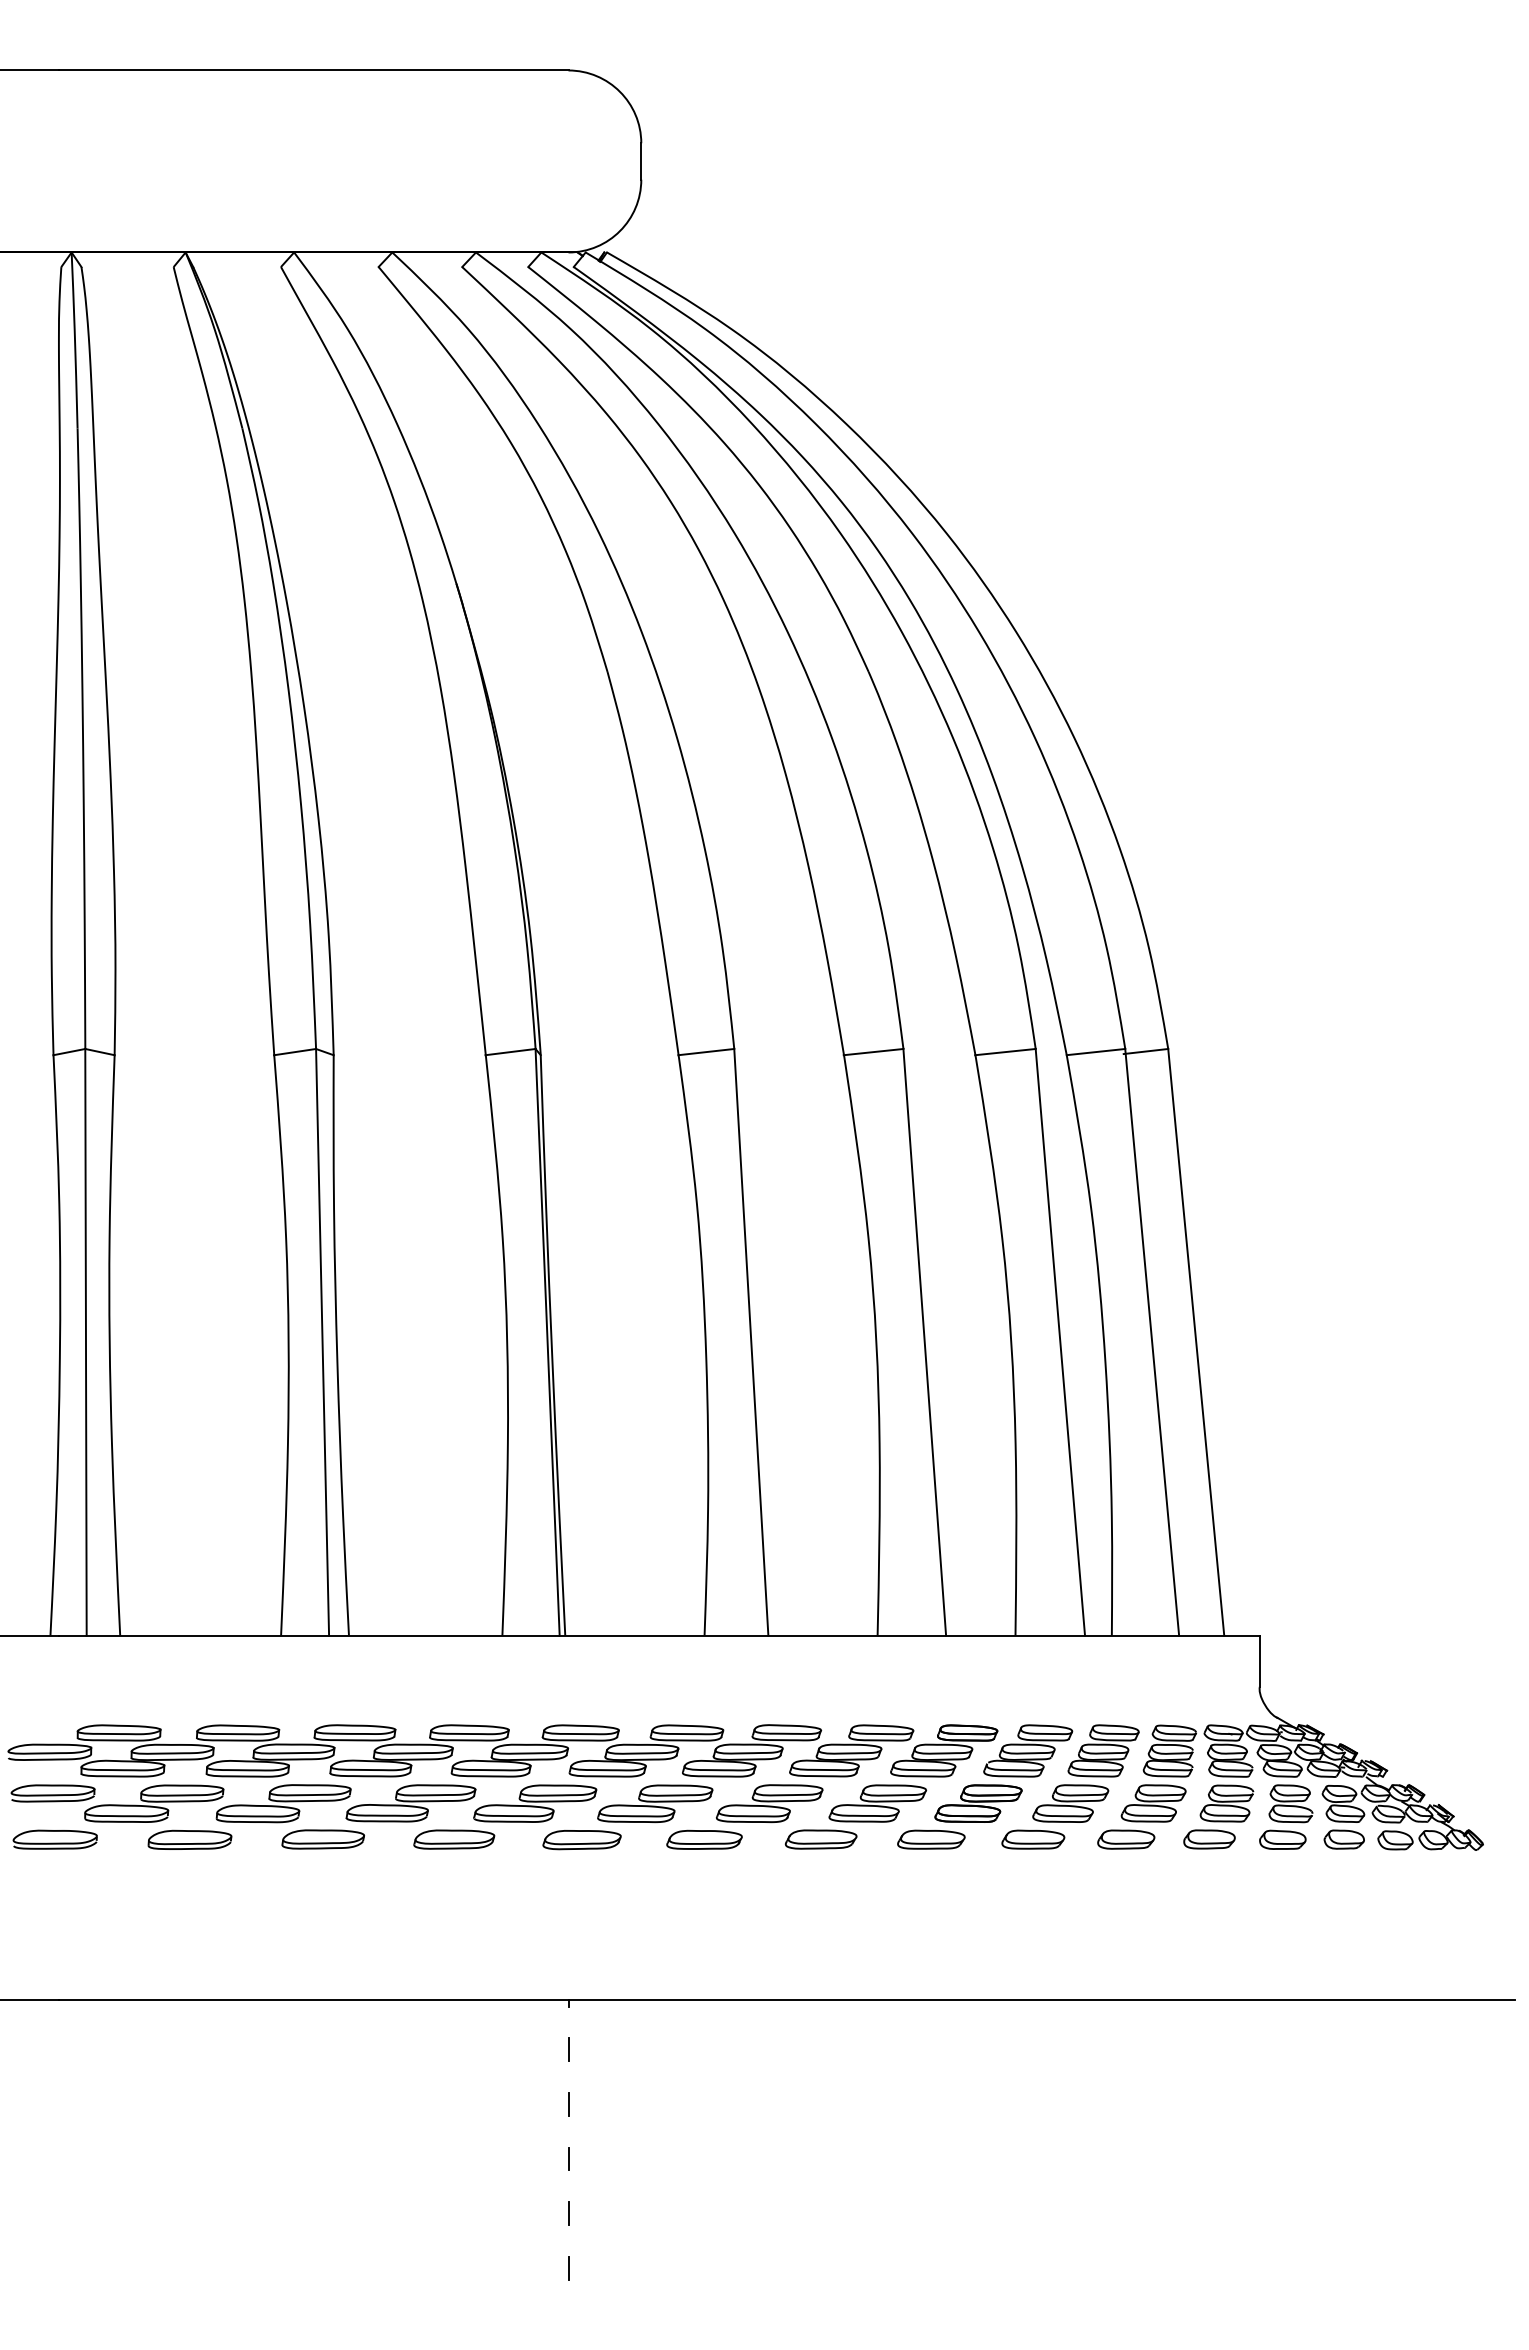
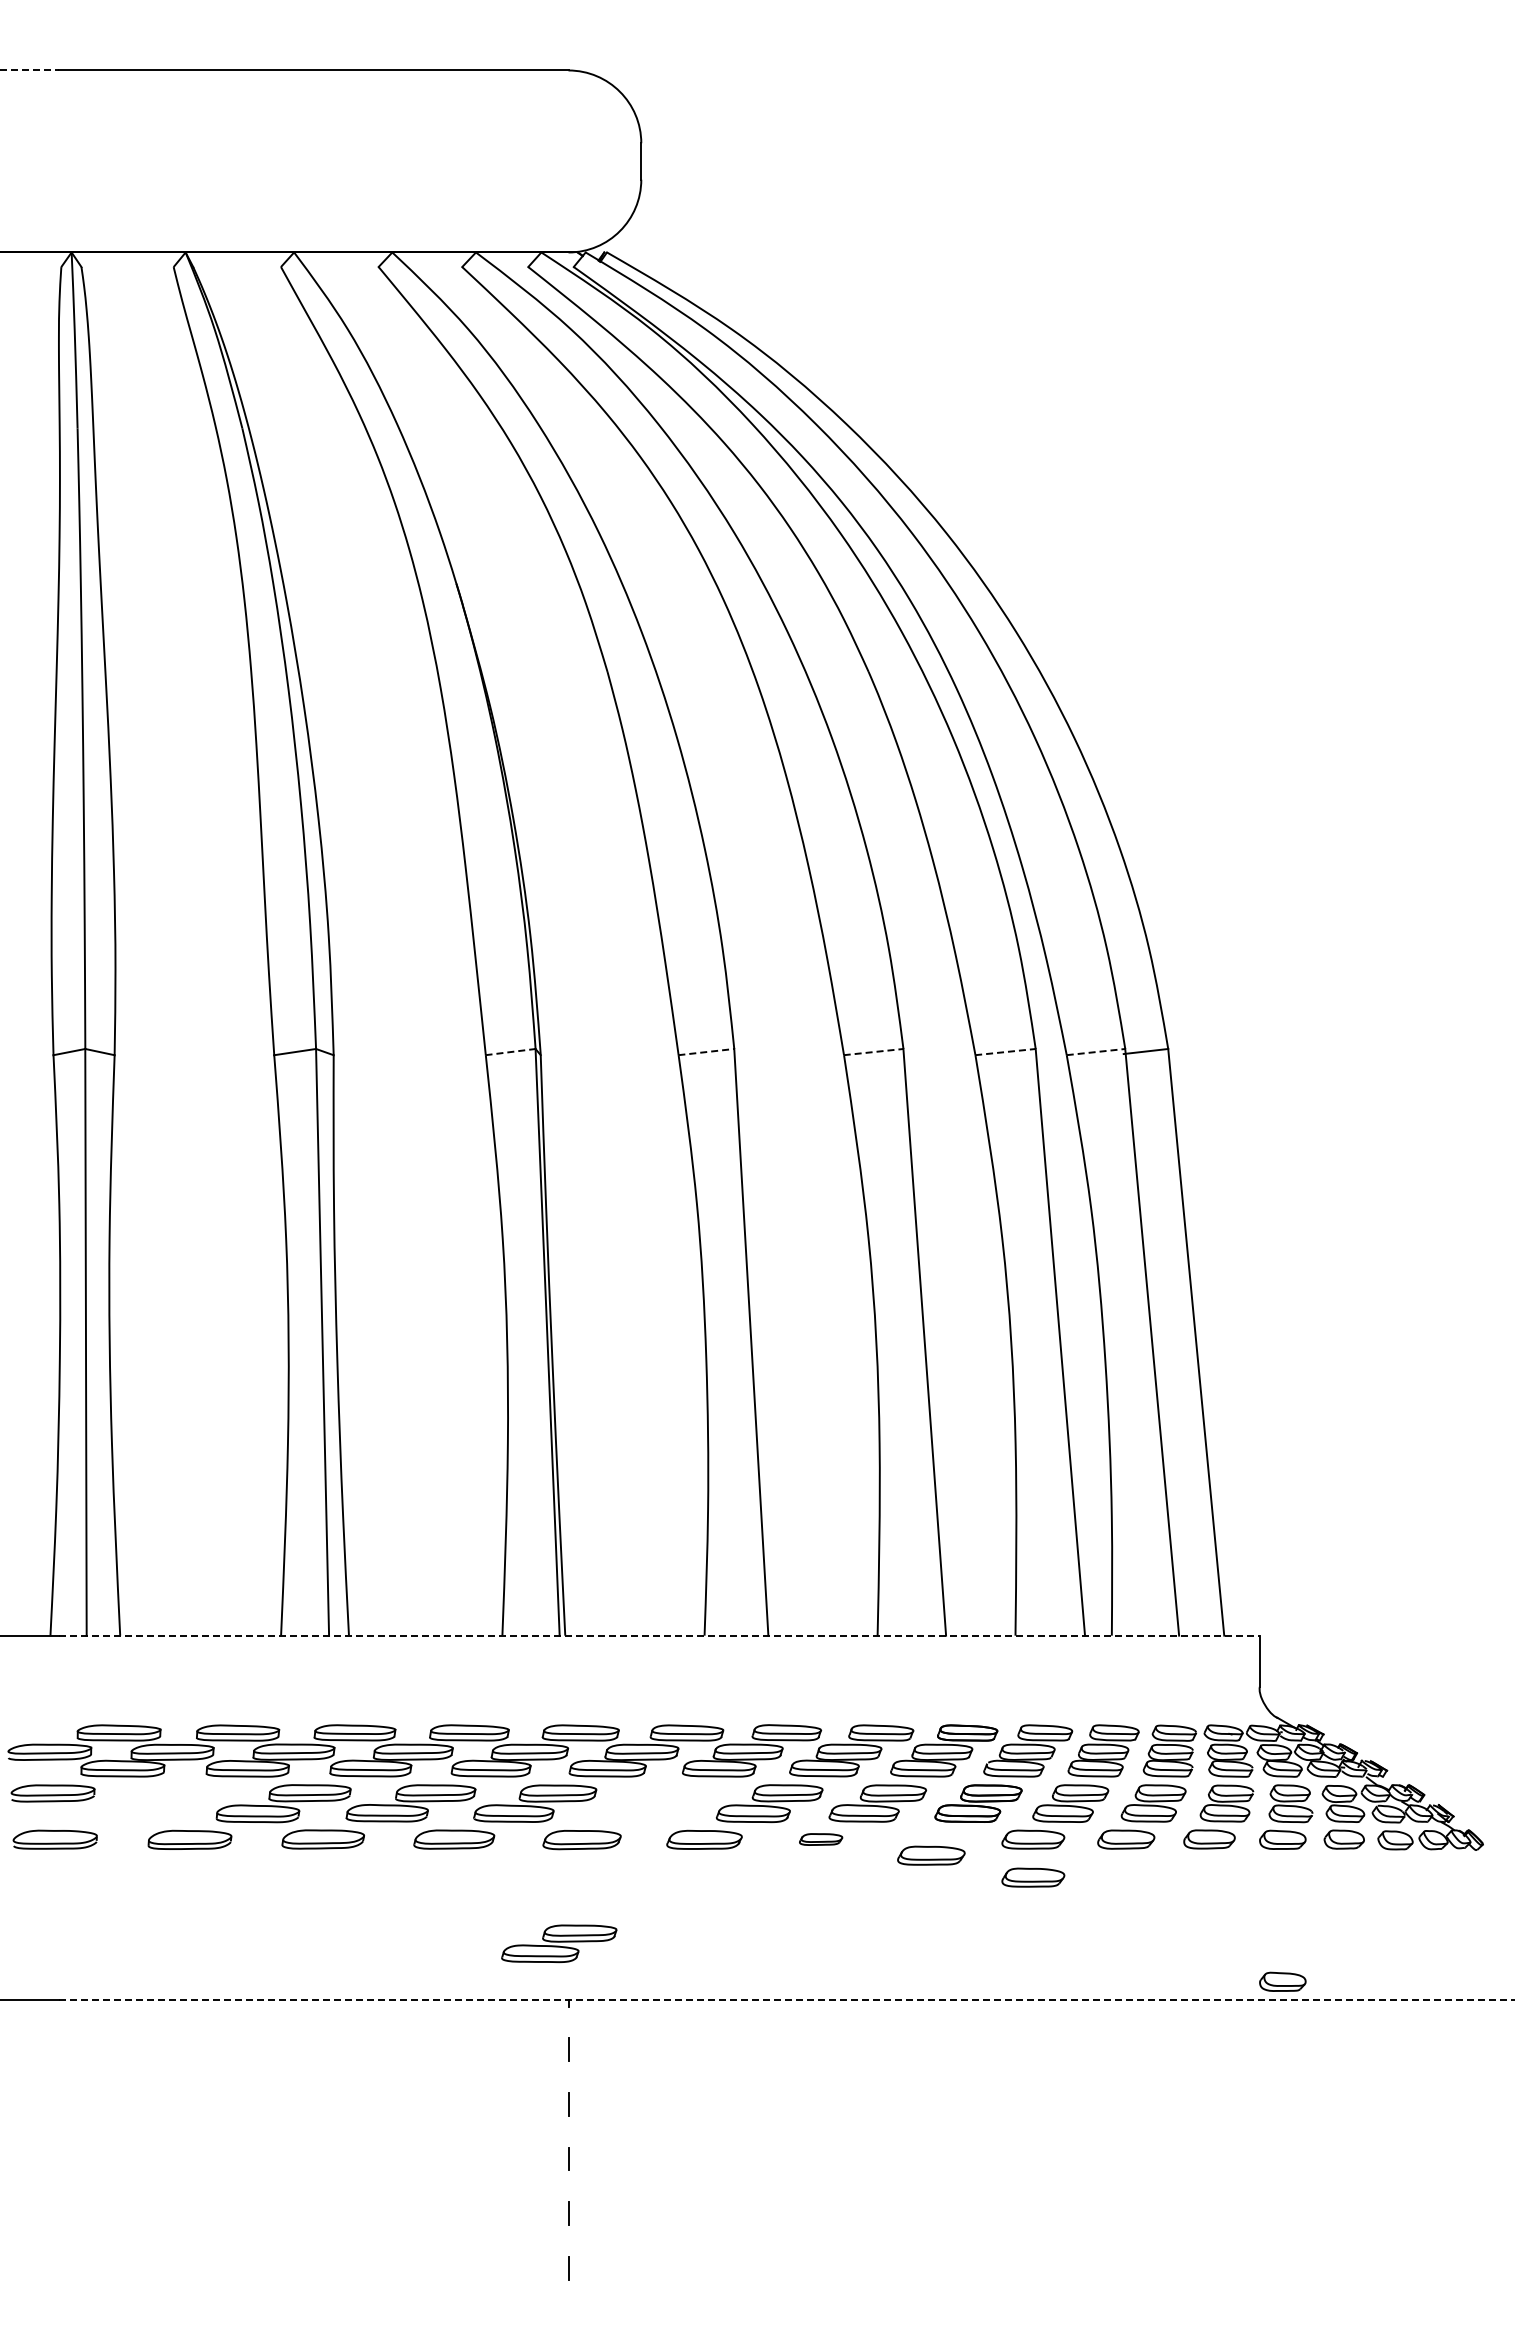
line: solid -> dashed (29, 70)
line: solid -> dashed (511, 1052)
line: solid -> dashed (706, 1052)
line: solid -> dashed (874, 1052)
line: solid -> dashed (1005, 1052)
line: solid -> dashed (1096, 1052)
line: solid -> dashed (659, 1635)
part: present -> none (154, 1803)
part position: (655, 1803) -> (559, 1943) (559, 1943)
part size: 74x21 px -> 45x13 px (821, 1839)
part position: (931, 1839) -> (931, 1855) (931, 1855)
part: none -> present (1033, 1877)
part: none -> present (1282, 1981)
line: solid -> dashed (786, 1999)
